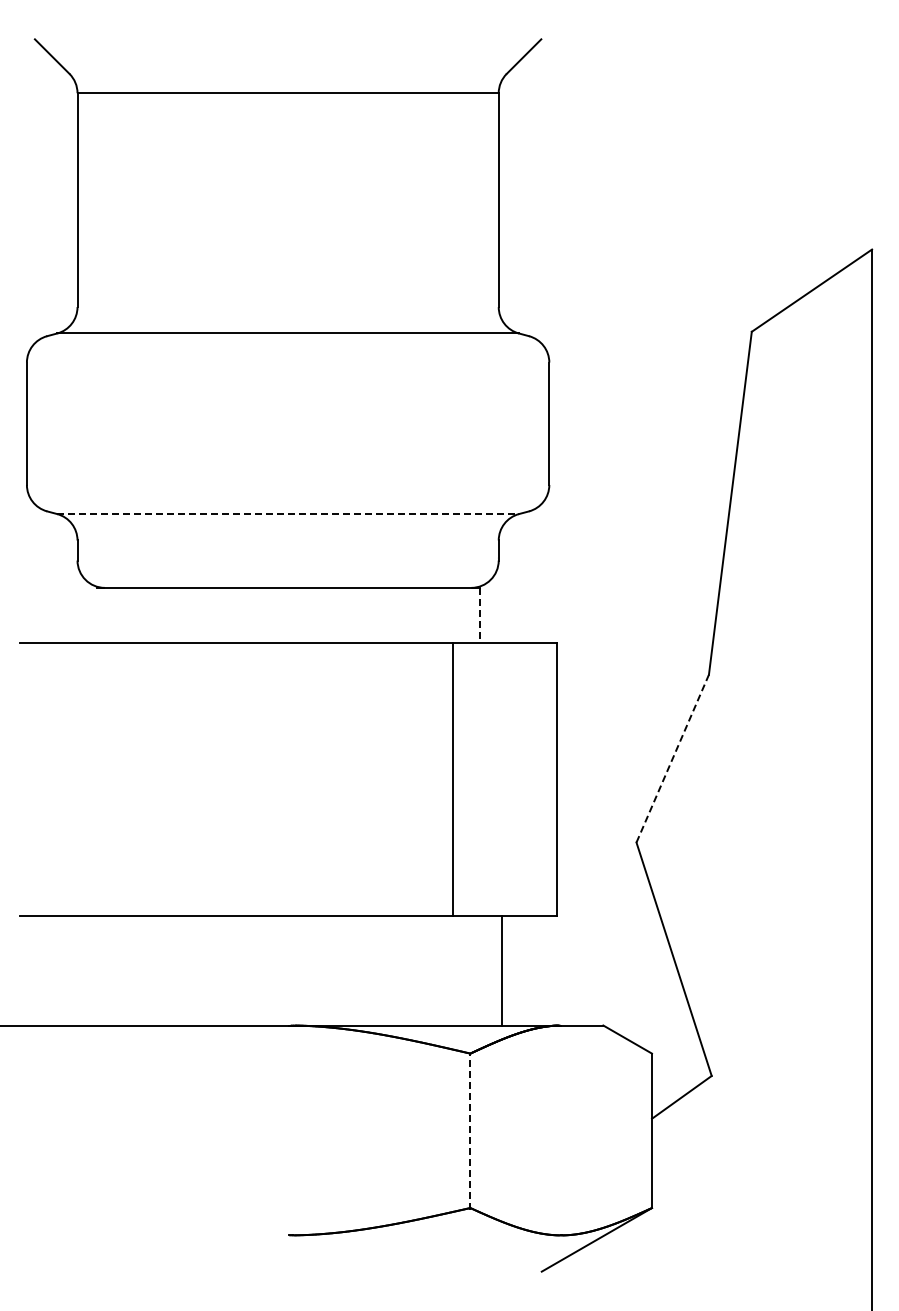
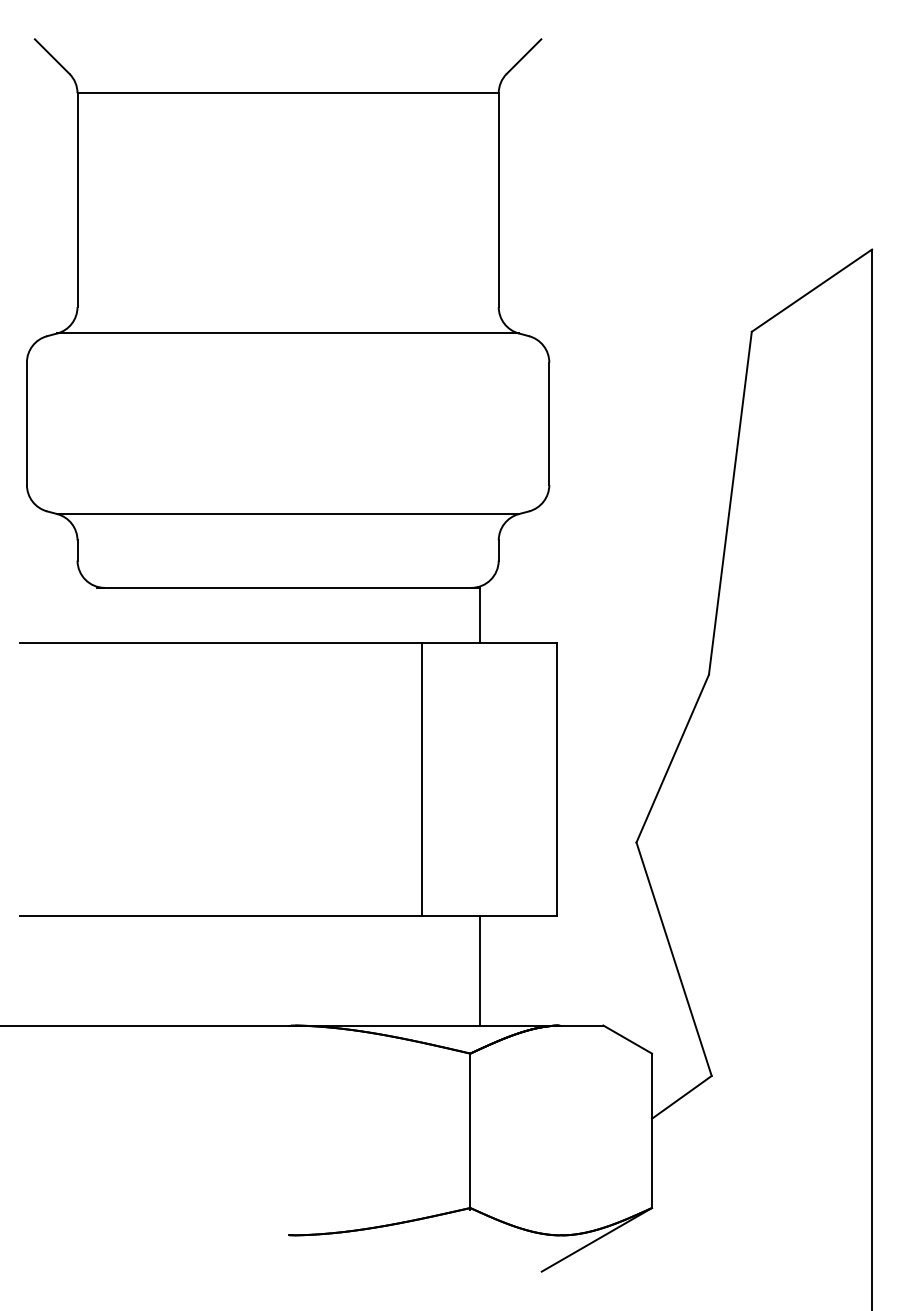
line: dashed -> solid (288, 514)
line: dashed -> solid (479, 615)
line: dashed -> solid (672, 758)
line position: (453, 779) -> (422, 779) (422, 779)
line position: (501, 970) -> (479, 970) (479, 970)
line: dashed -> solid (470, 1131)
